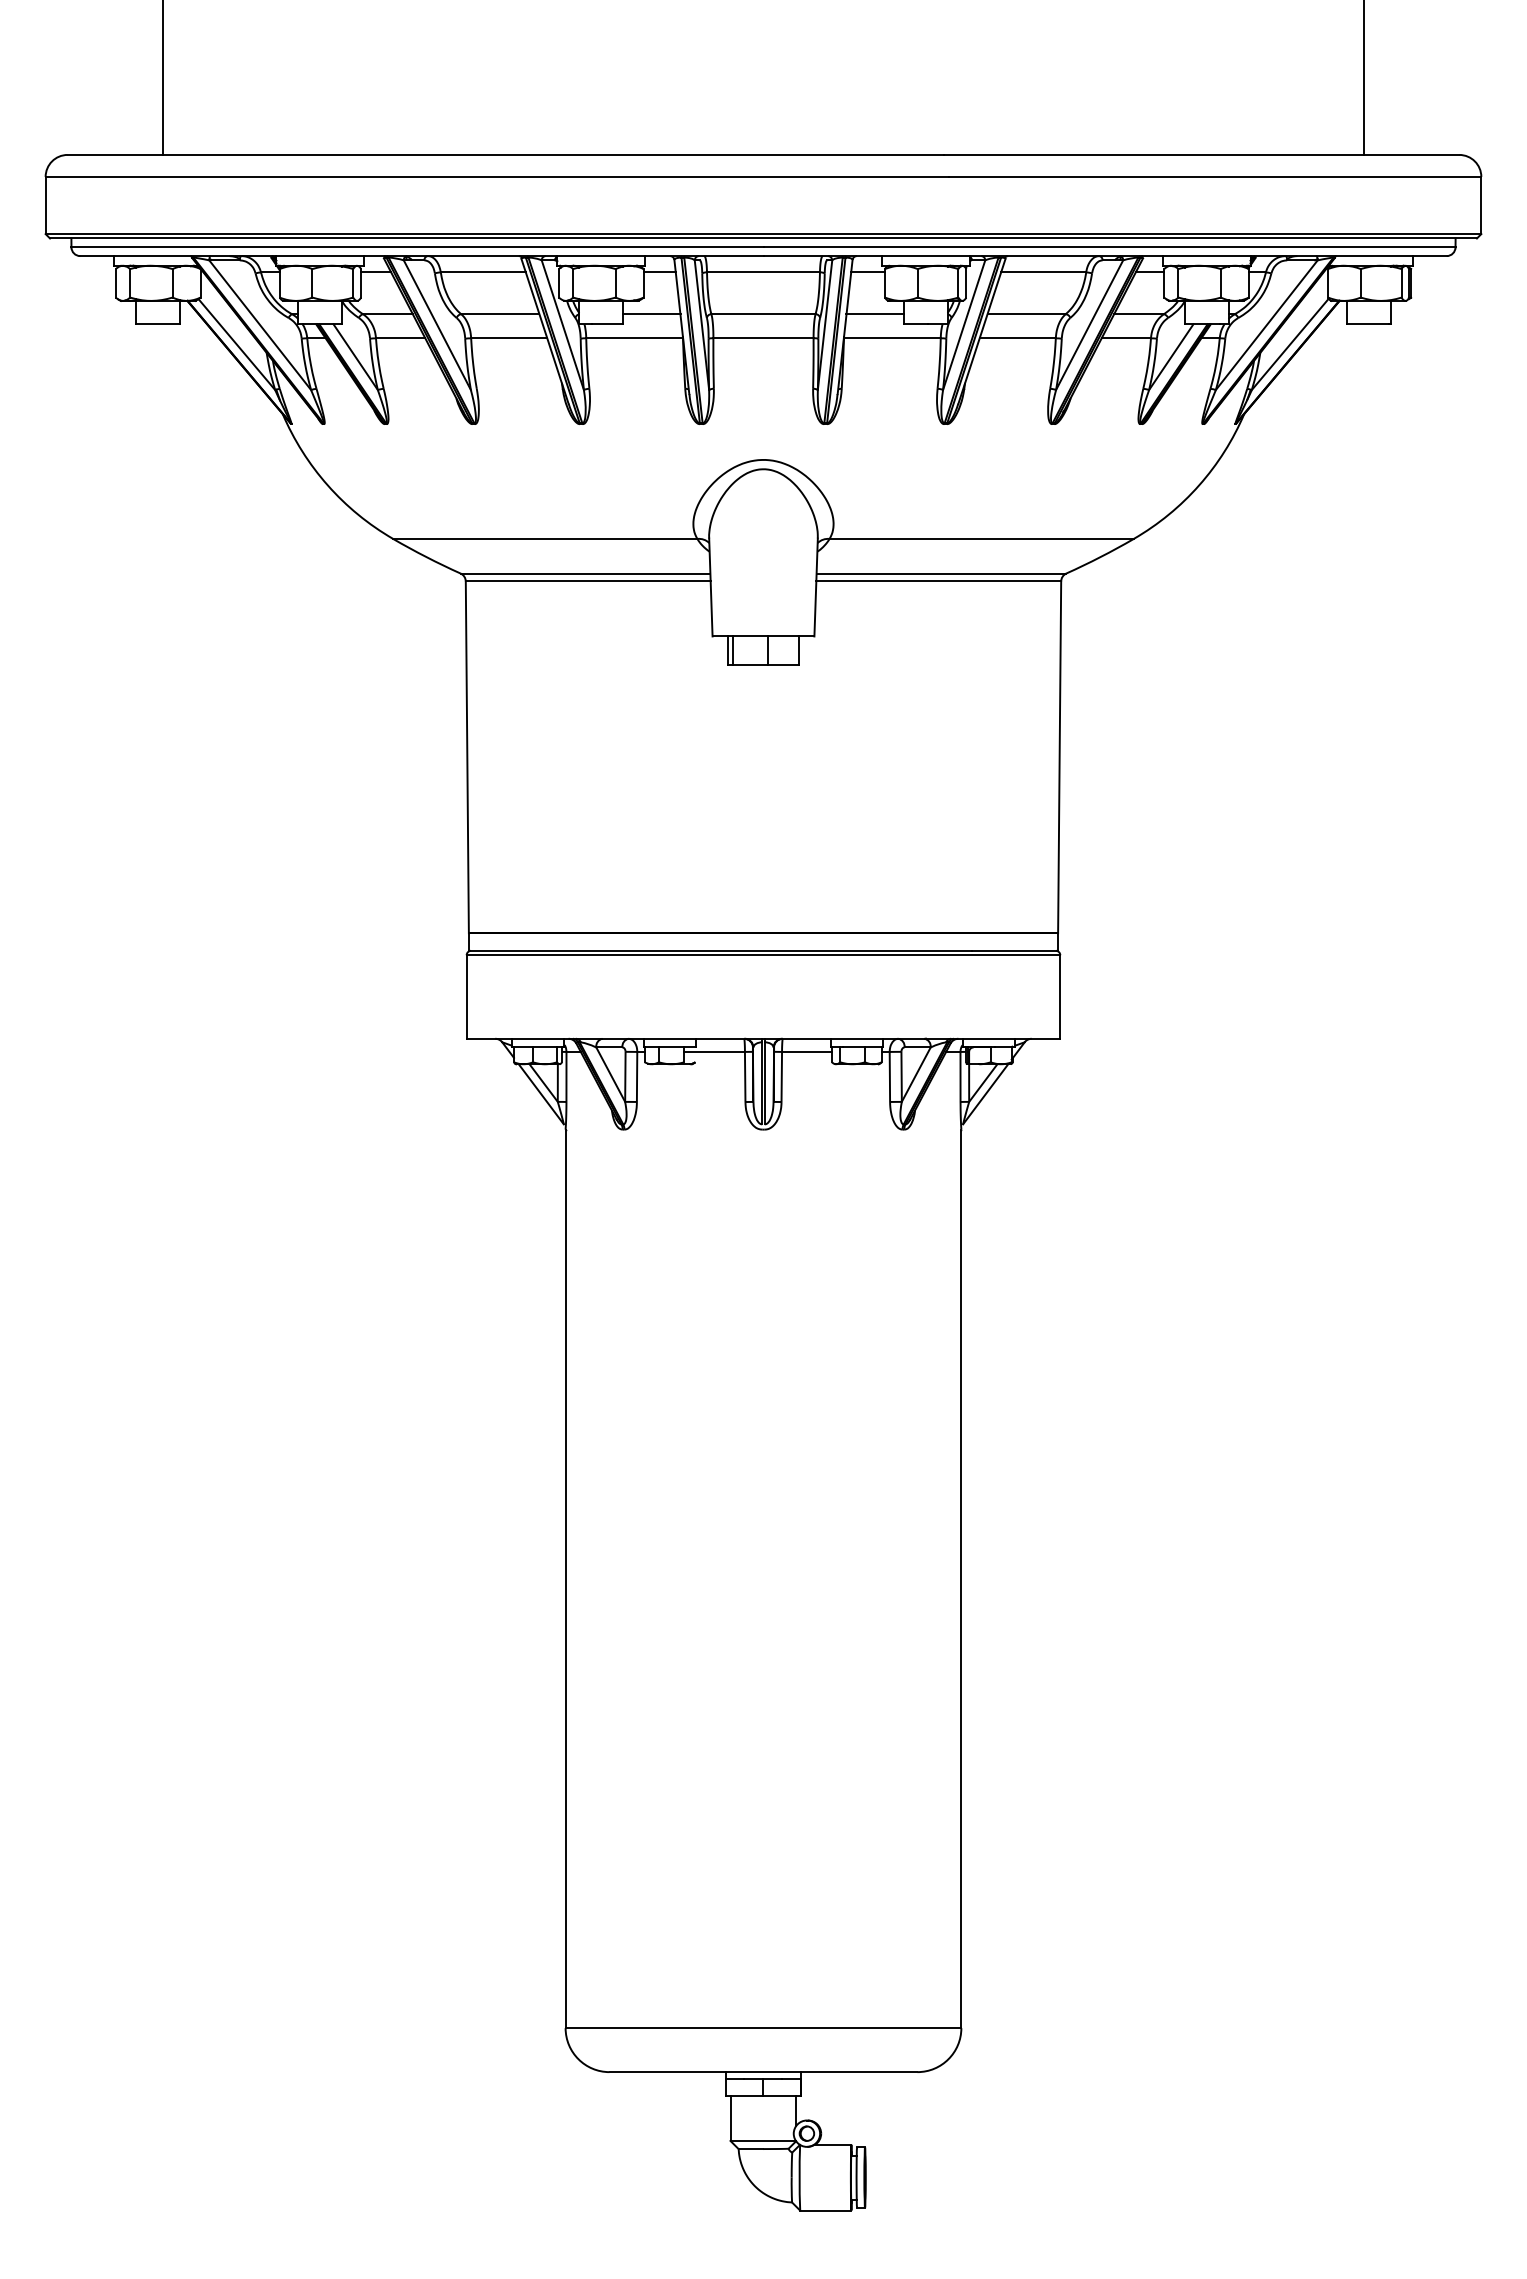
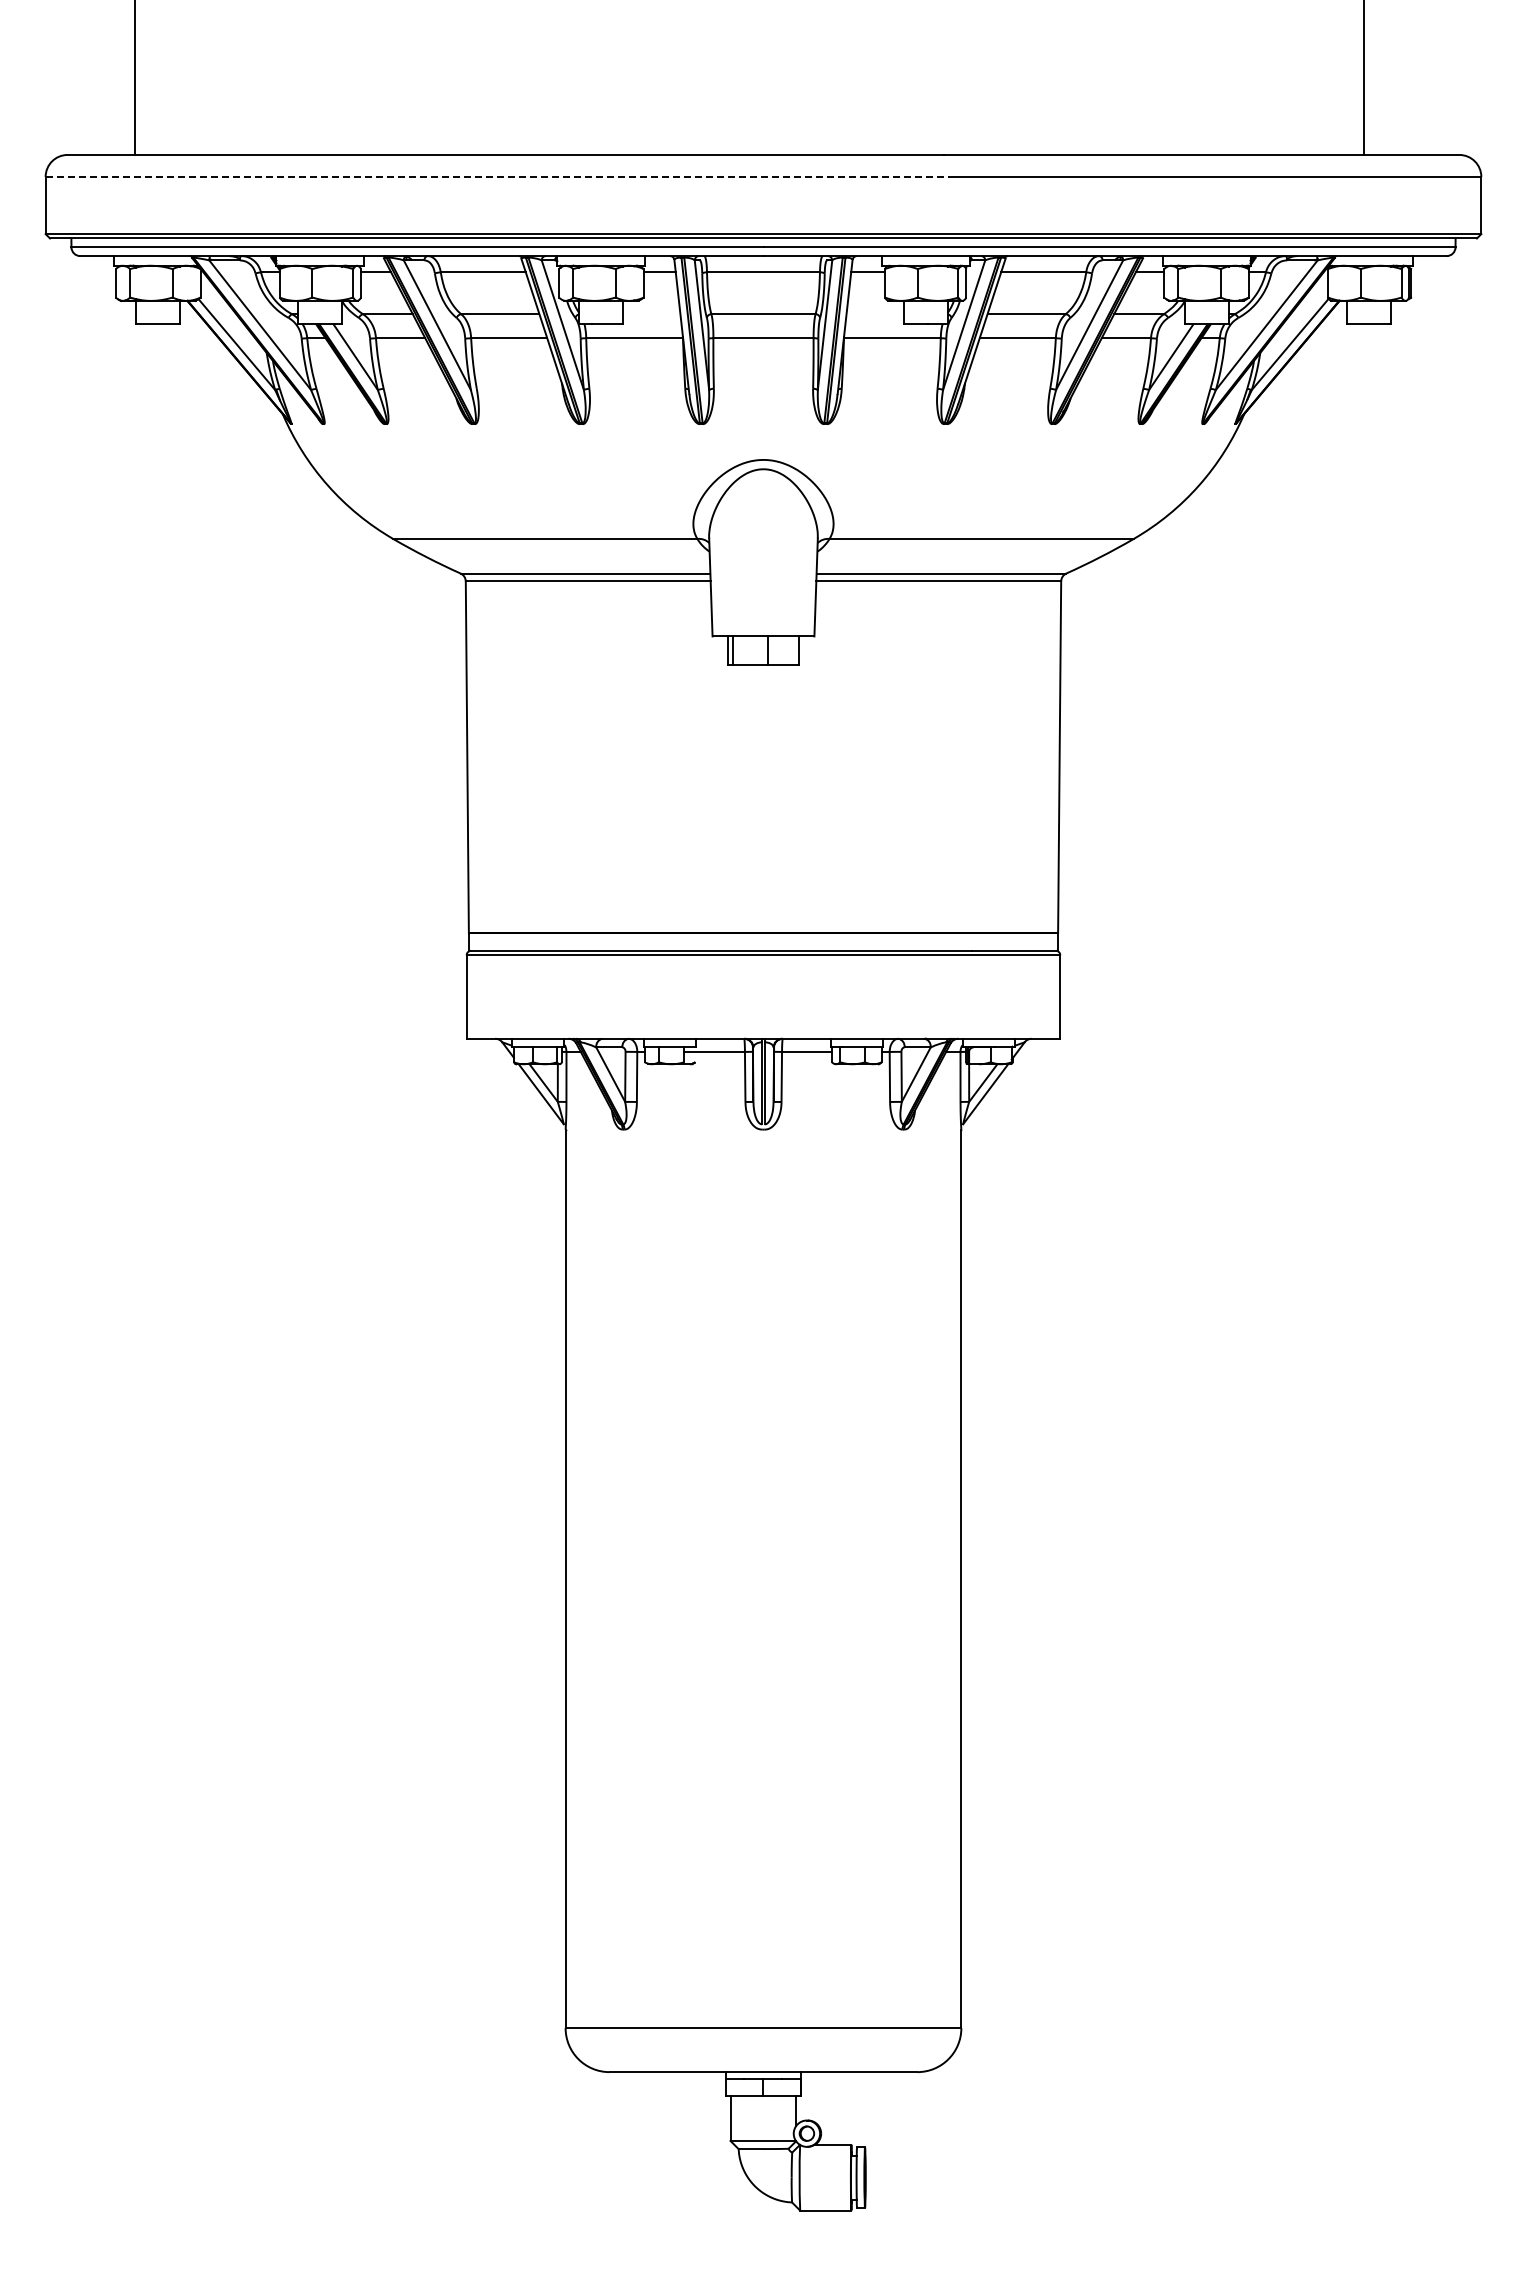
line position: (163, 78) -> (135, 78) (135, 78)
line: solid -> dashed (497, 176)
line: present -> none (651, 314)
line: present -> none (874, 314)
